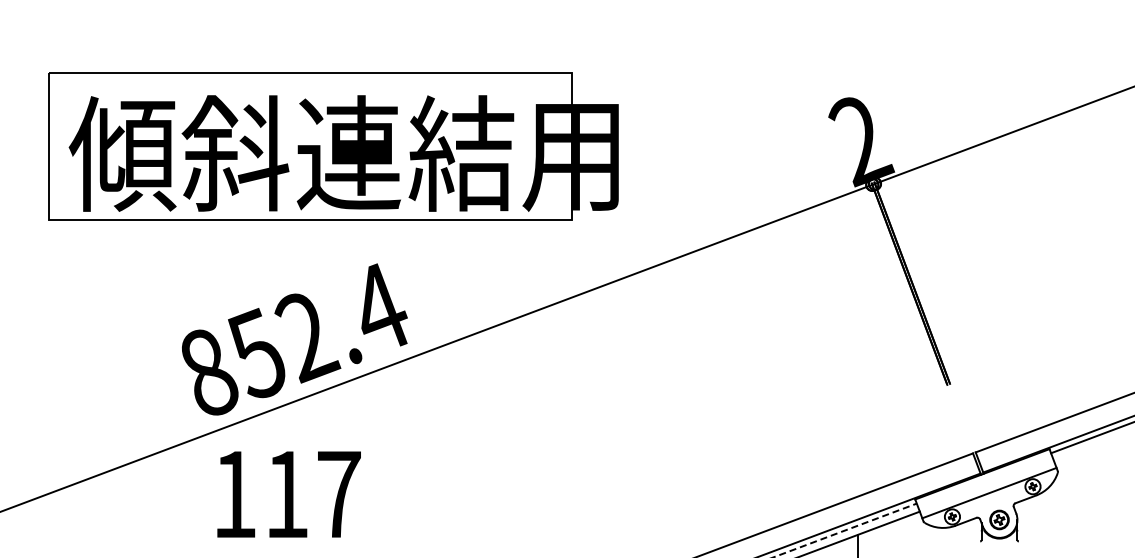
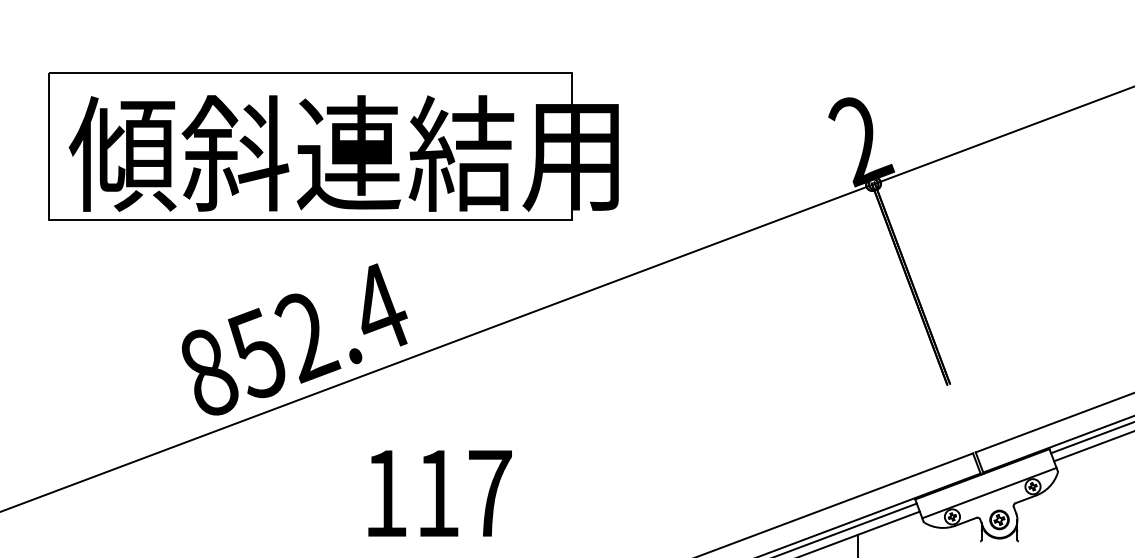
line: none -> present (1092, 446)
text position: (288, 494) -> (439, 493) (439, 493)
line: dashed -> solid (844, 530)
